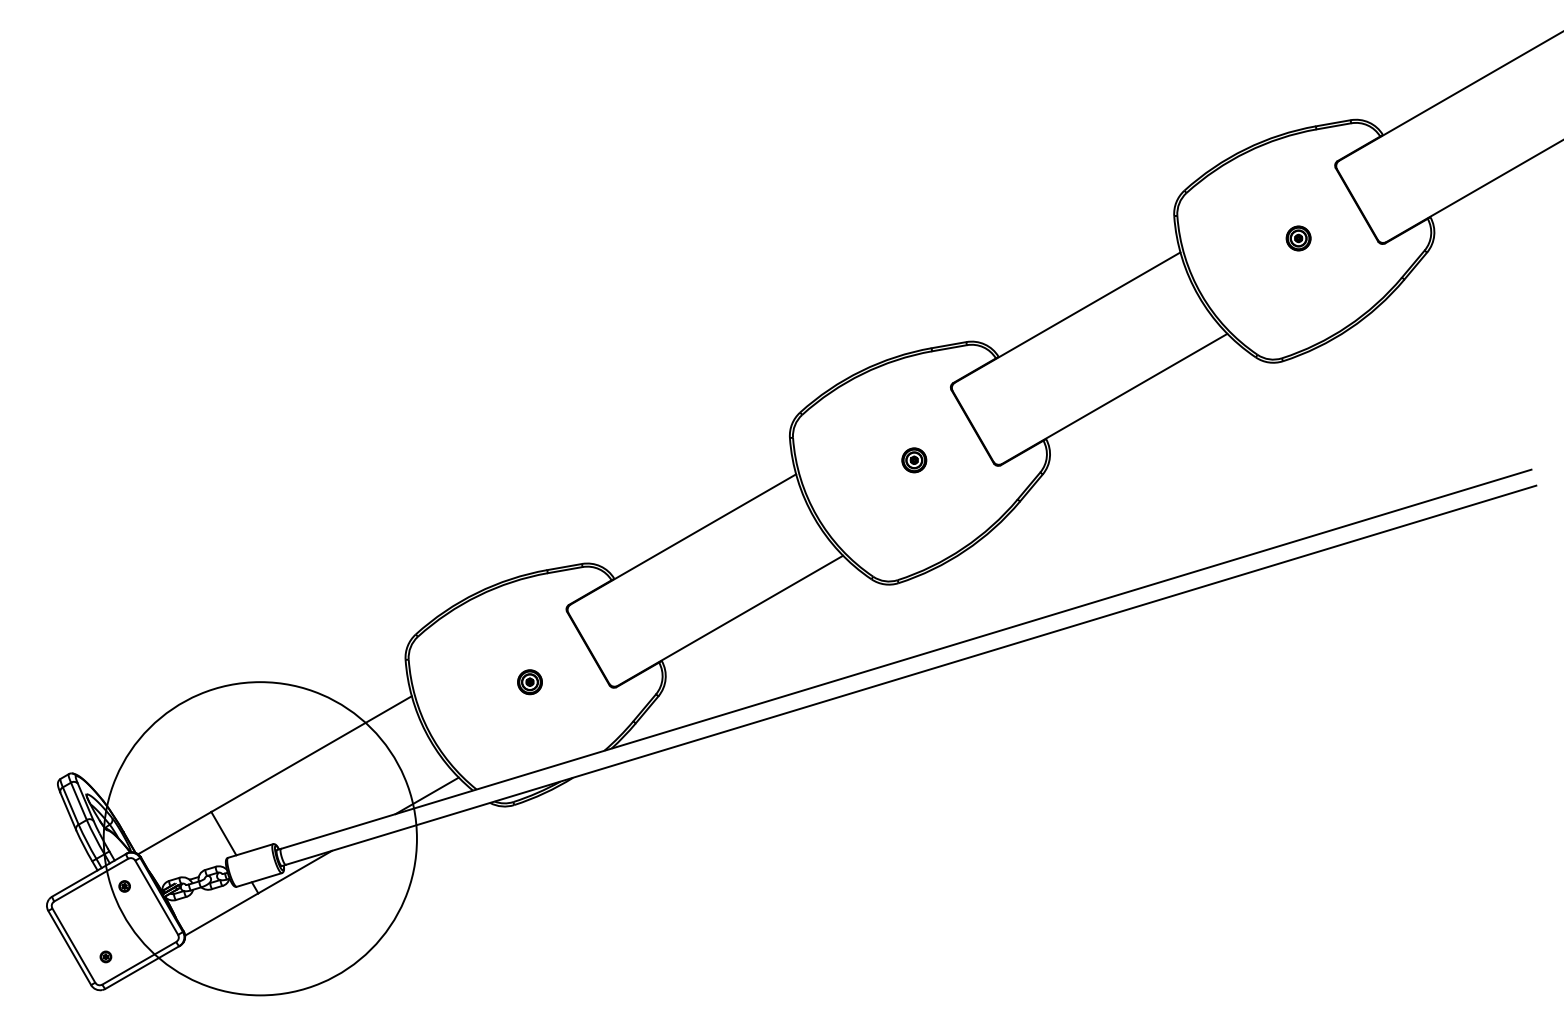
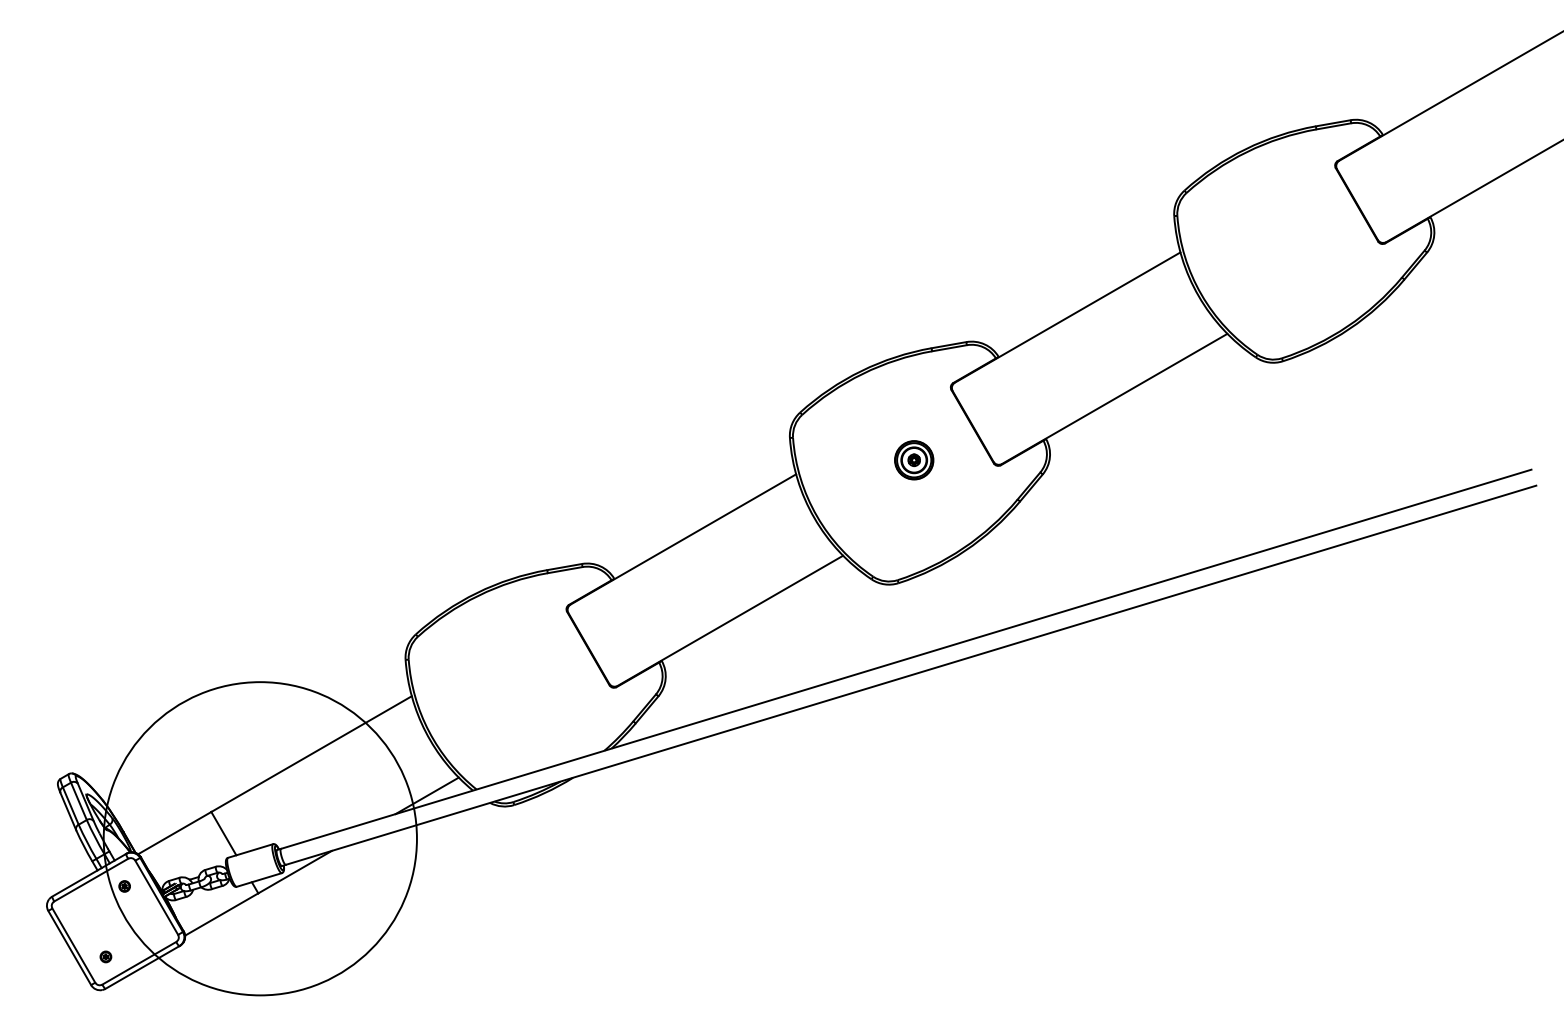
part: present -> none (1298, 238)
part size: 27x27 px -> 41x41 px (914, 460)
part: present -> none (529, 682)
